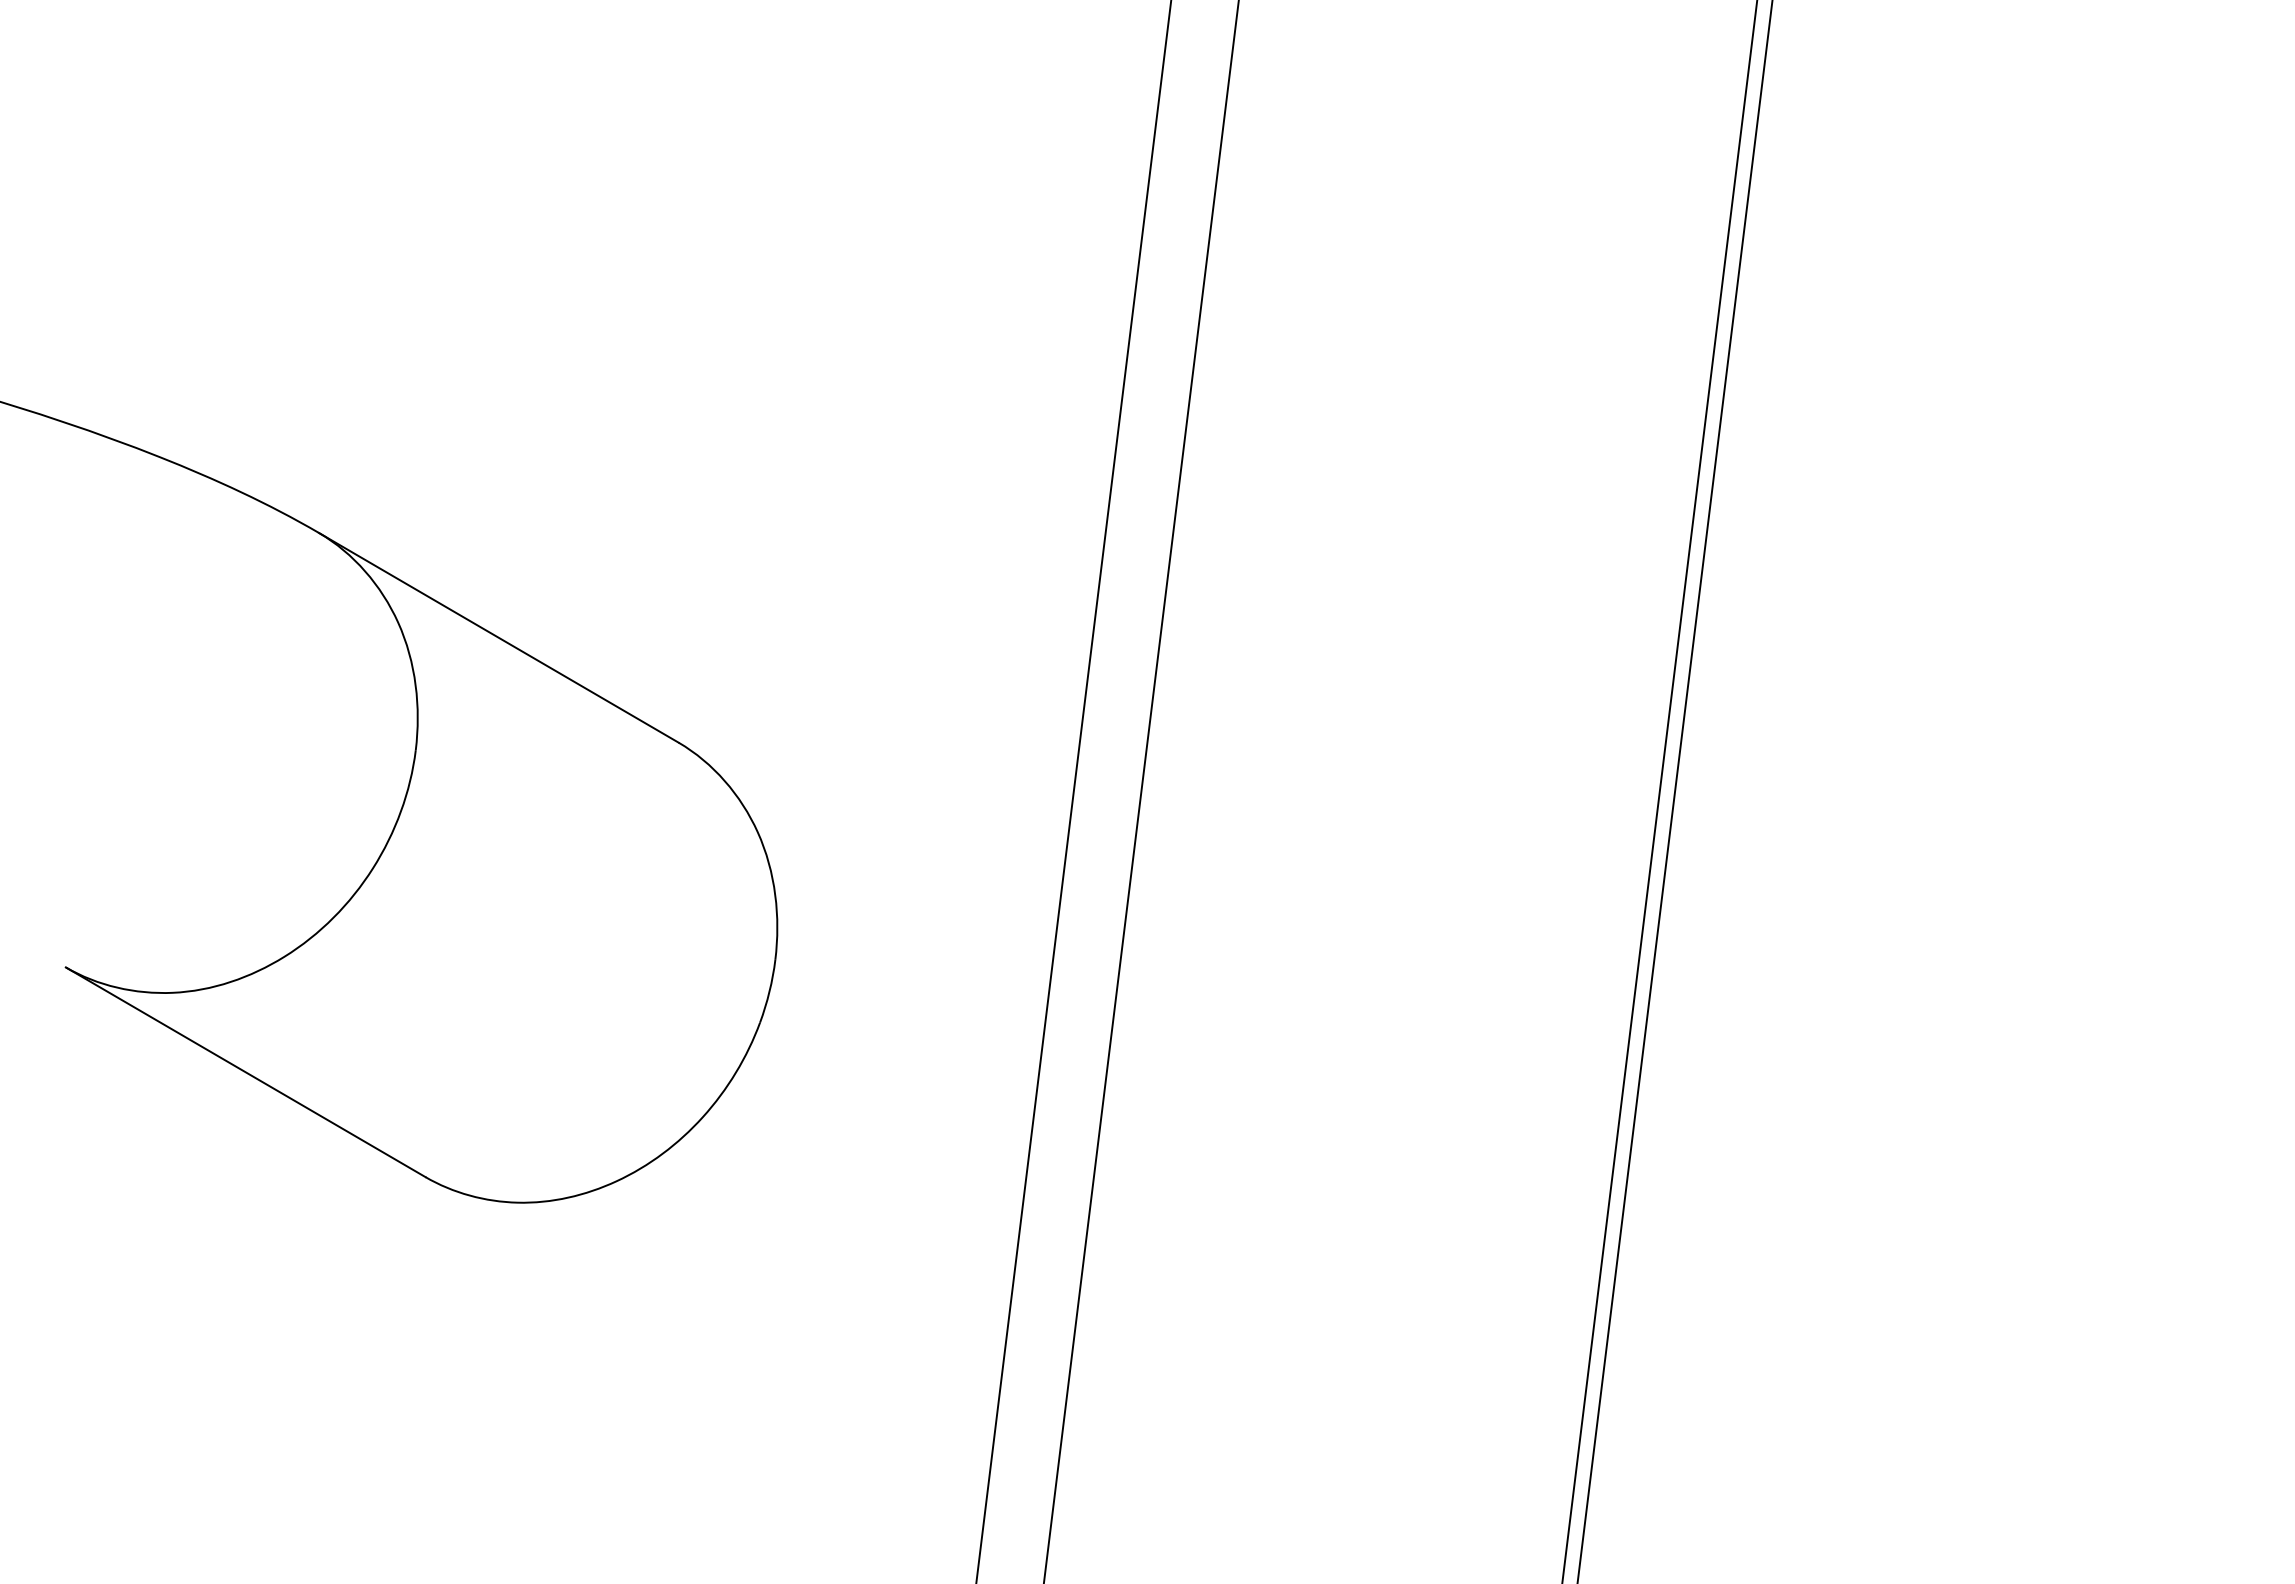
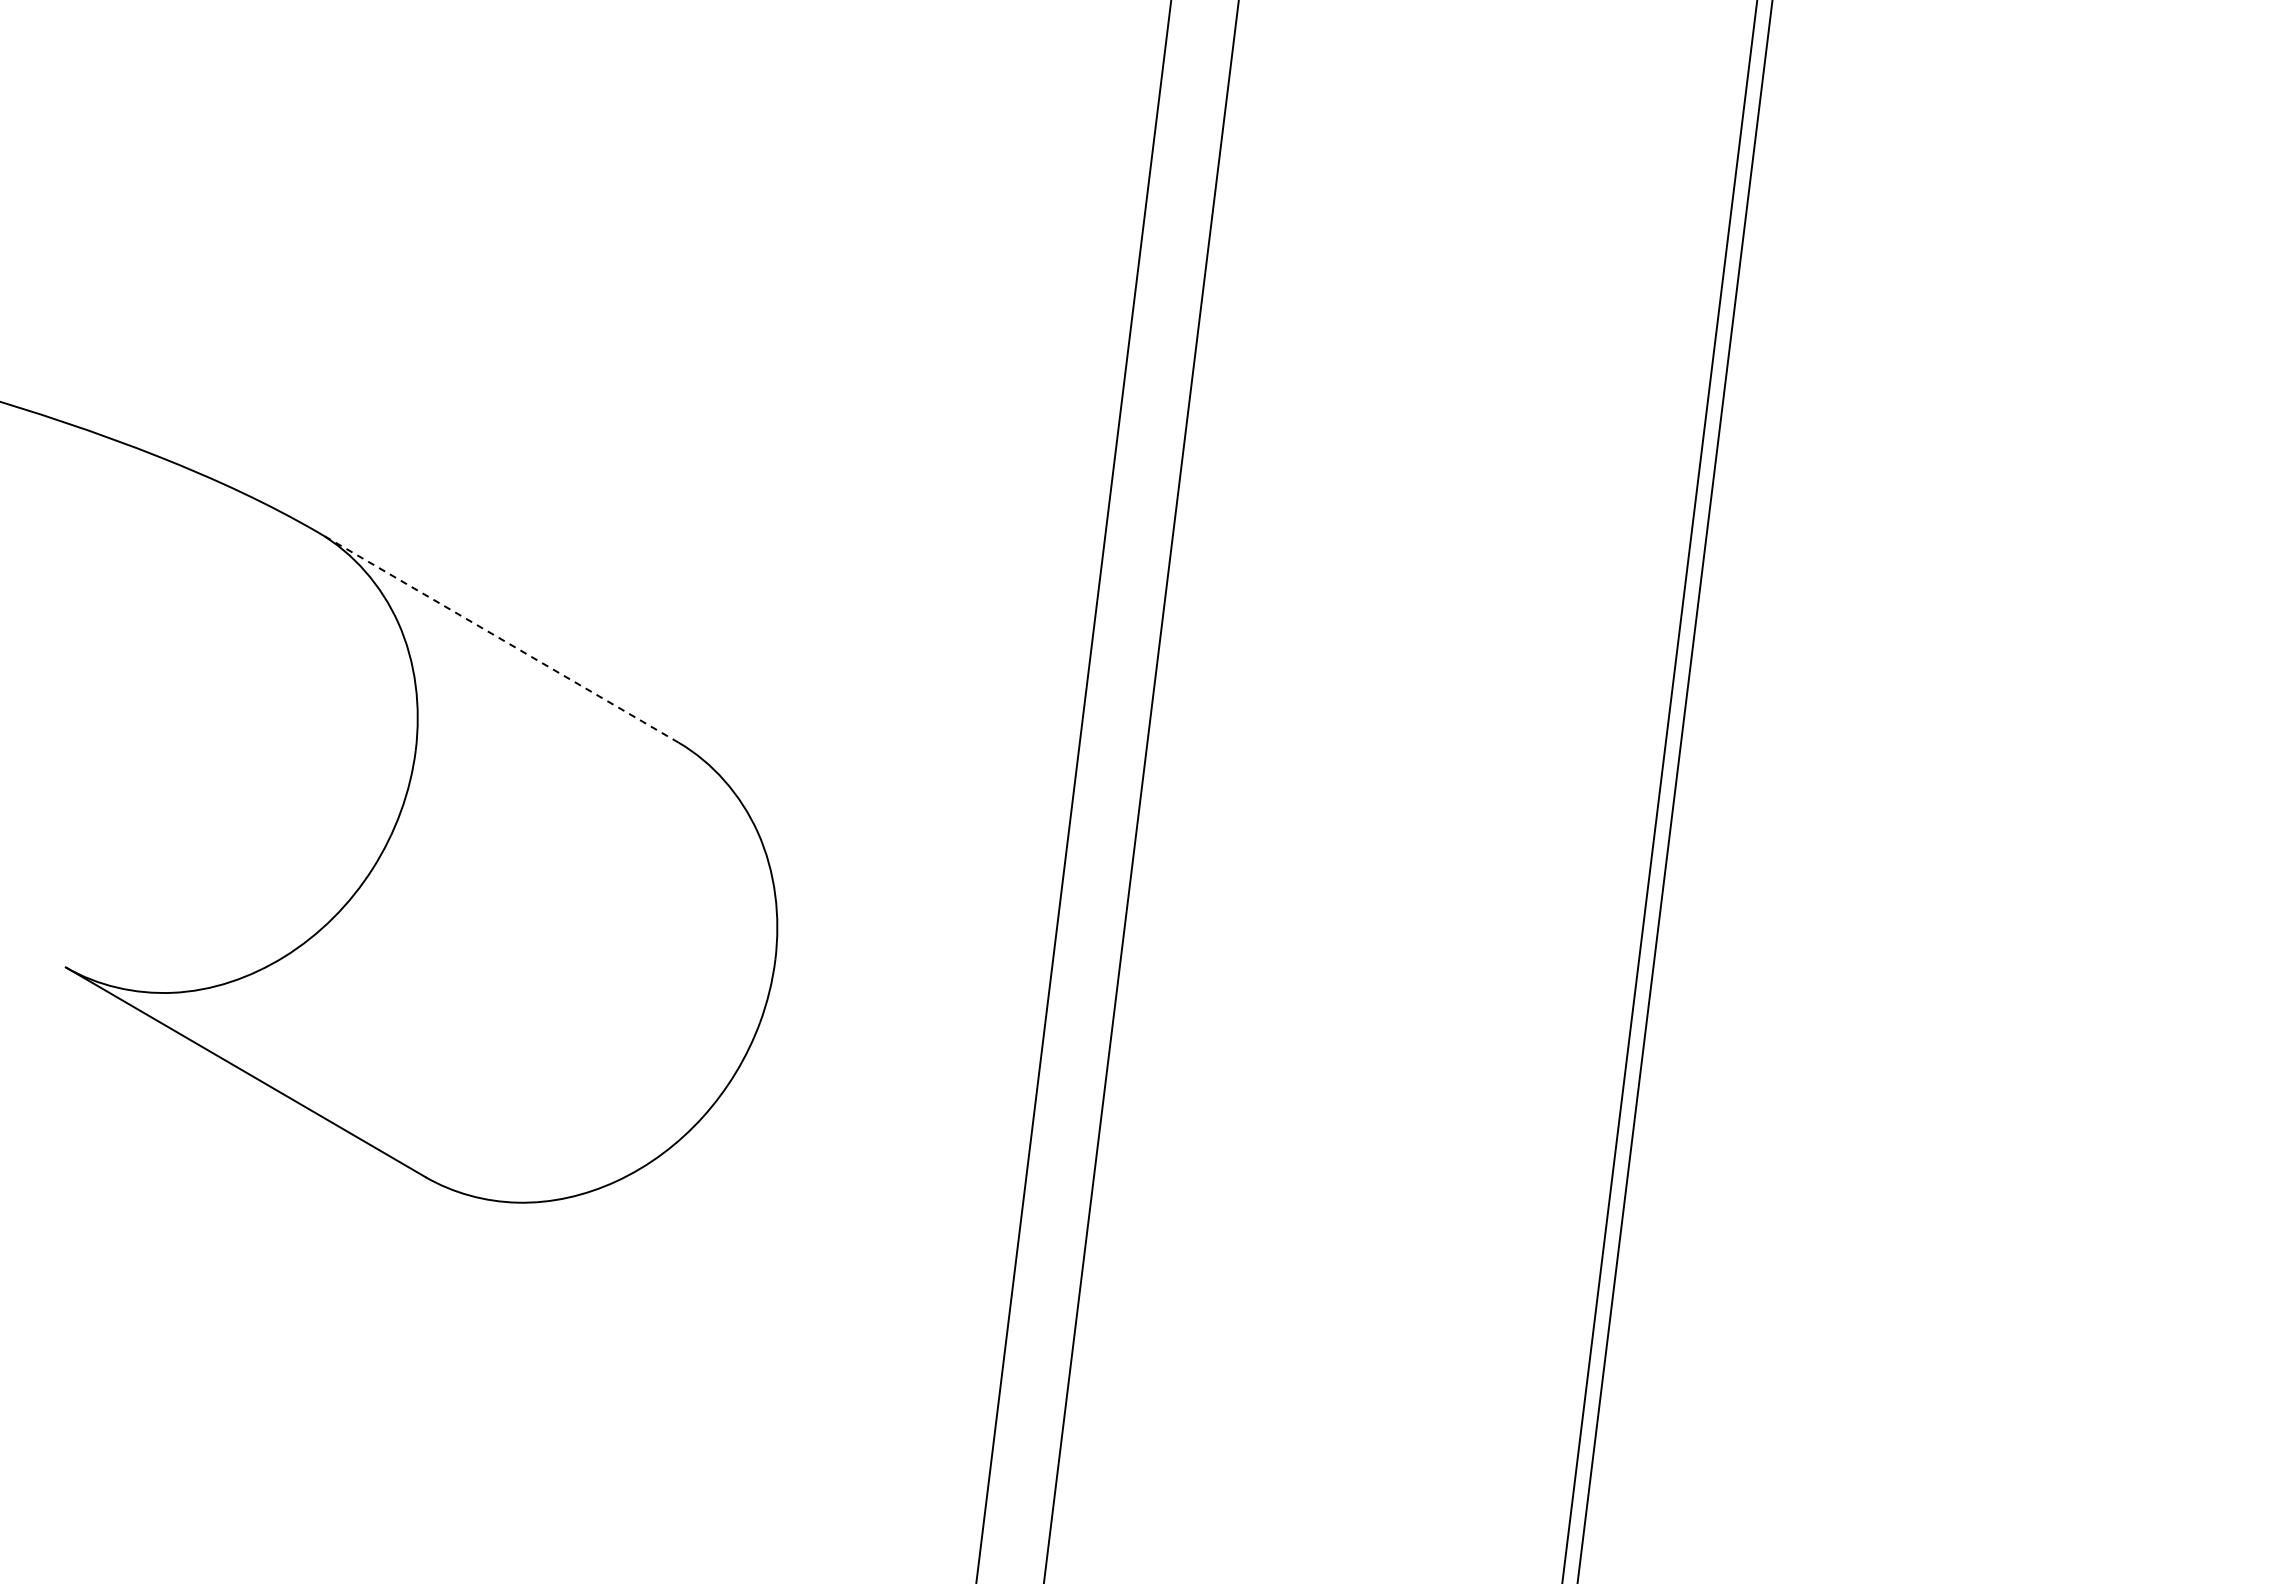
line: solid -> dashed (498, 637)
